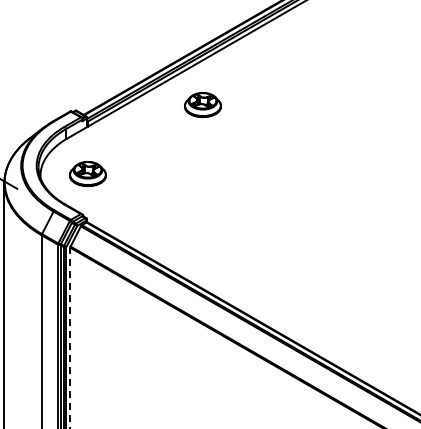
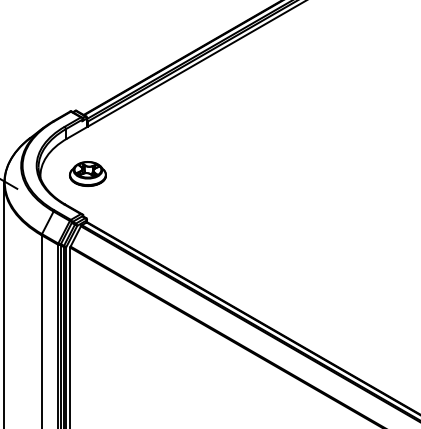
part: present -> none (202, 104)
line: dashed -> solid (70, 337)
